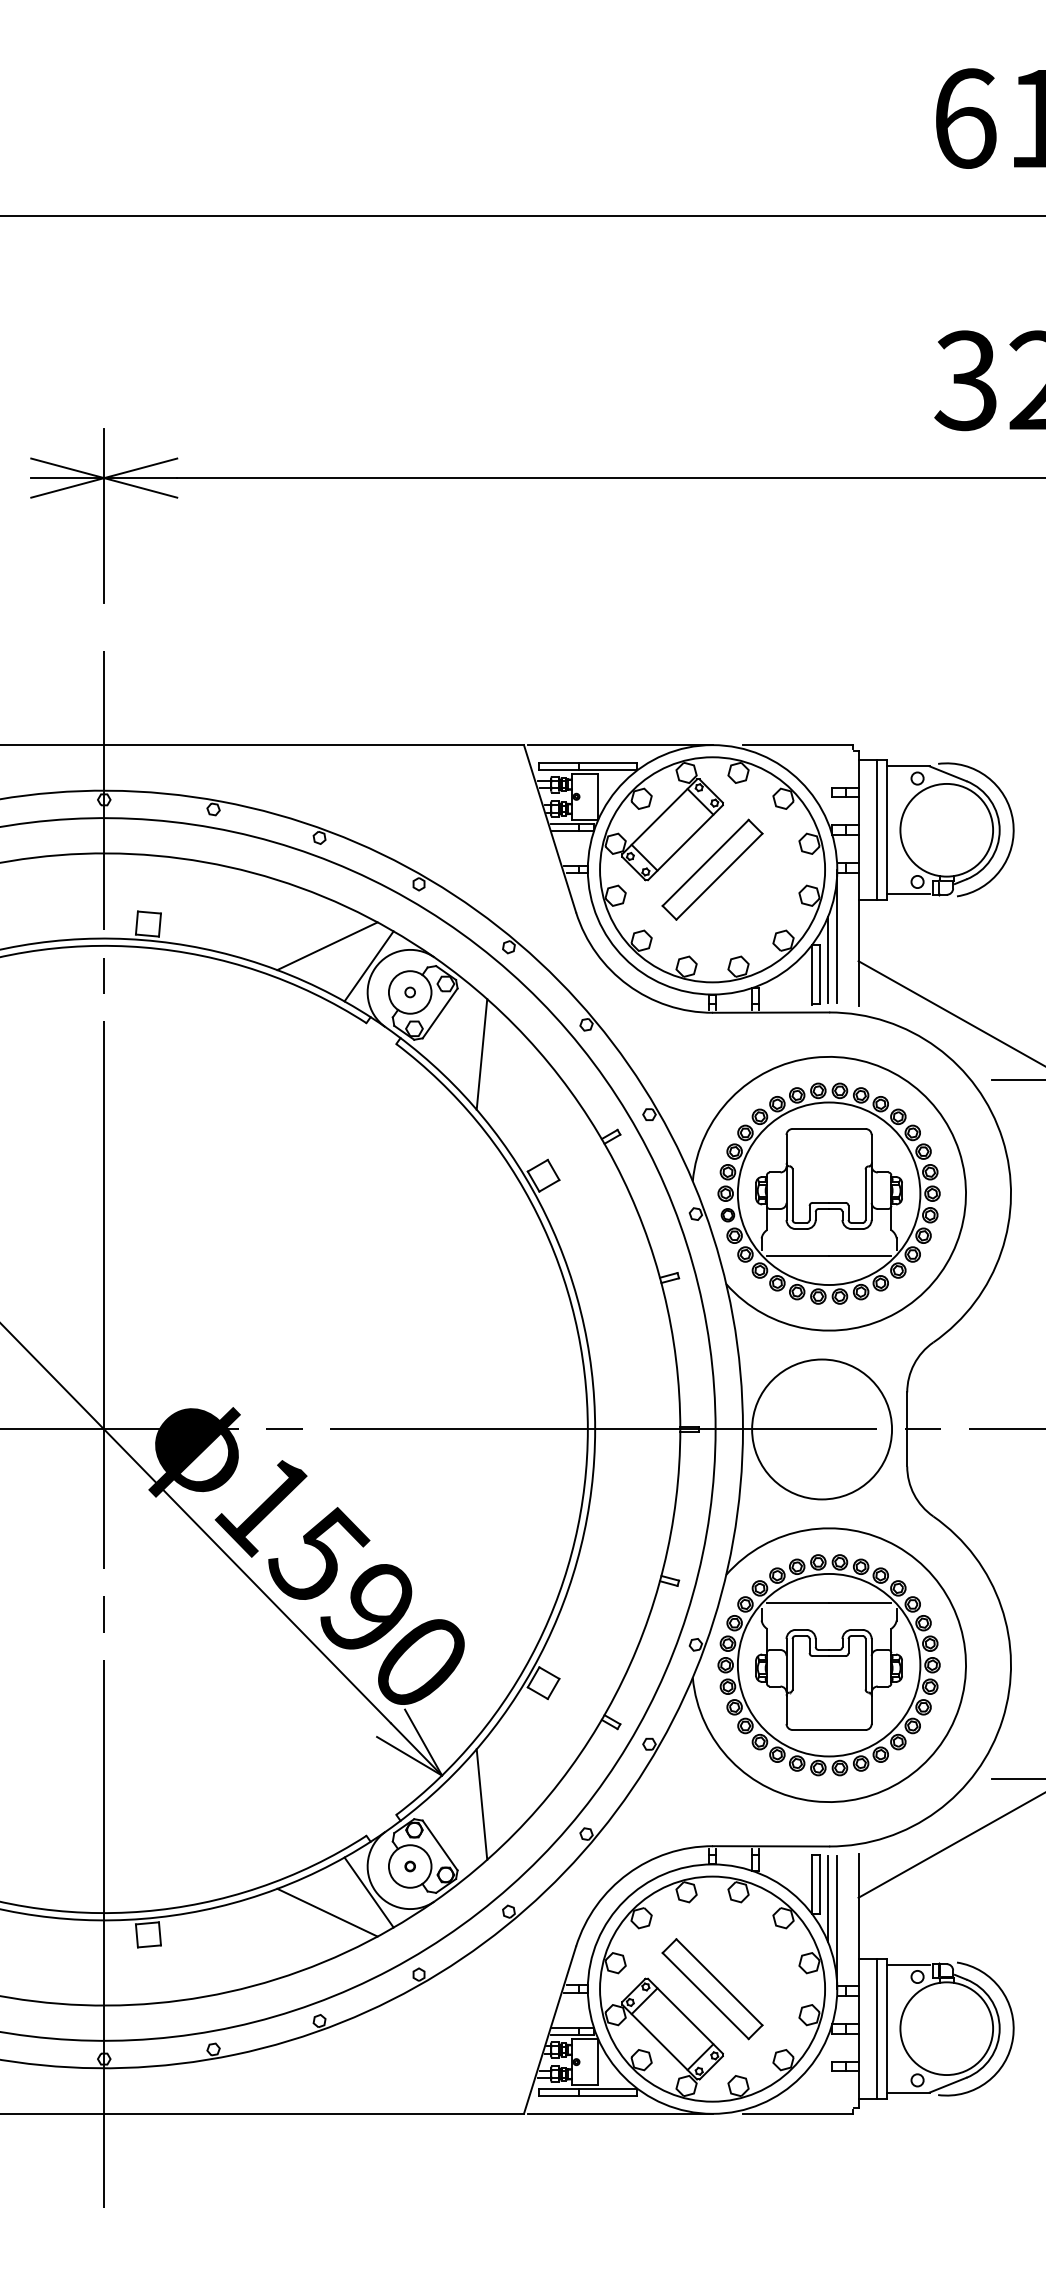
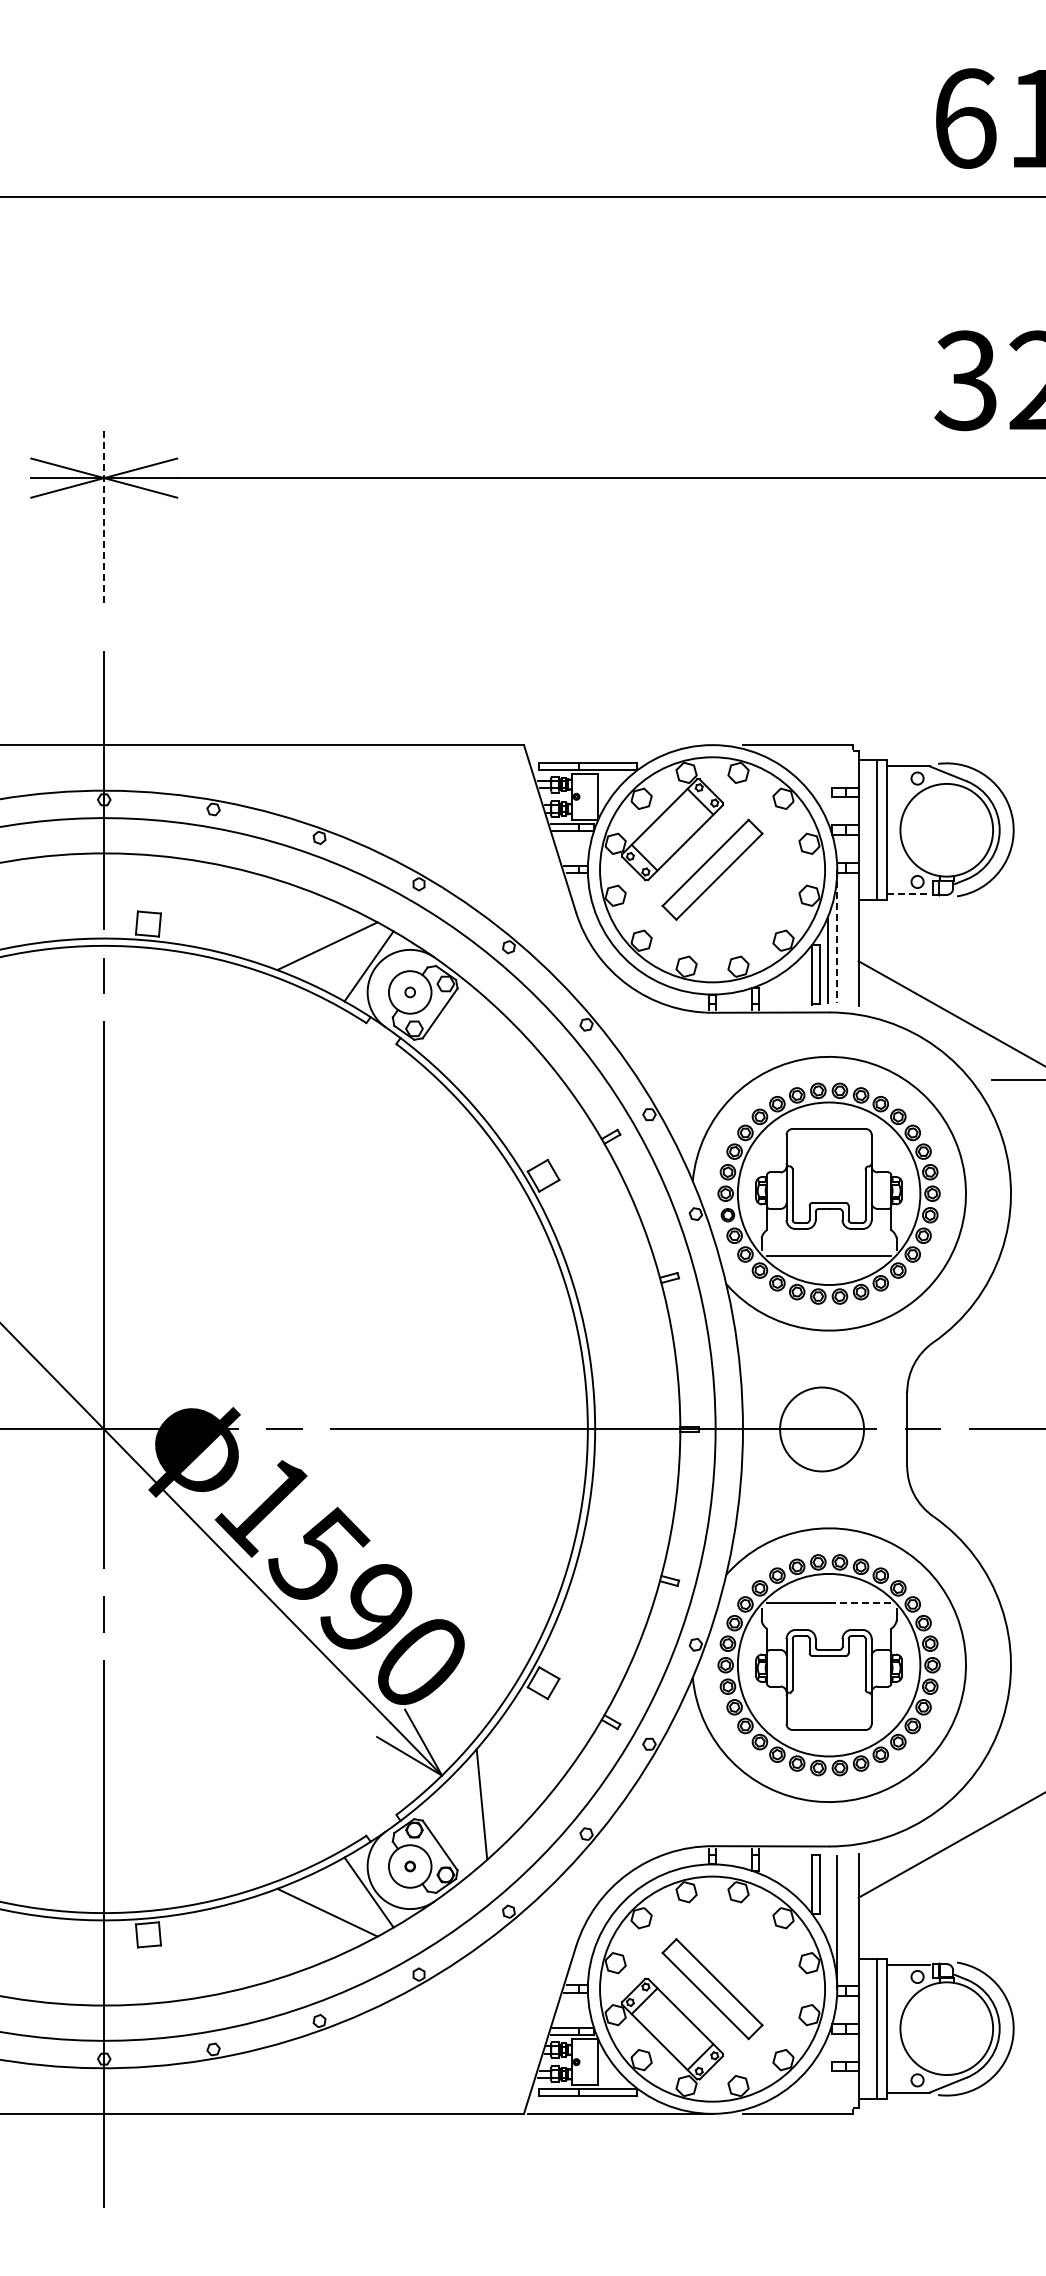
line position: (522, 216) -> (522, 197) (522, 197)
line: solid -> dashed (104, 516)
line: present -> none (619, 745)
line: solid -> dashed (908, 894)
line: solid -> dashed (837, 936)
line: present -> none (481, 1054)
circle diameter: 140 px -> 84 px (822, 1429)
line: solid -> dashed (859, 1603)
line: present -> none (1016, 1779)
line: present -> none (828, 1898)
